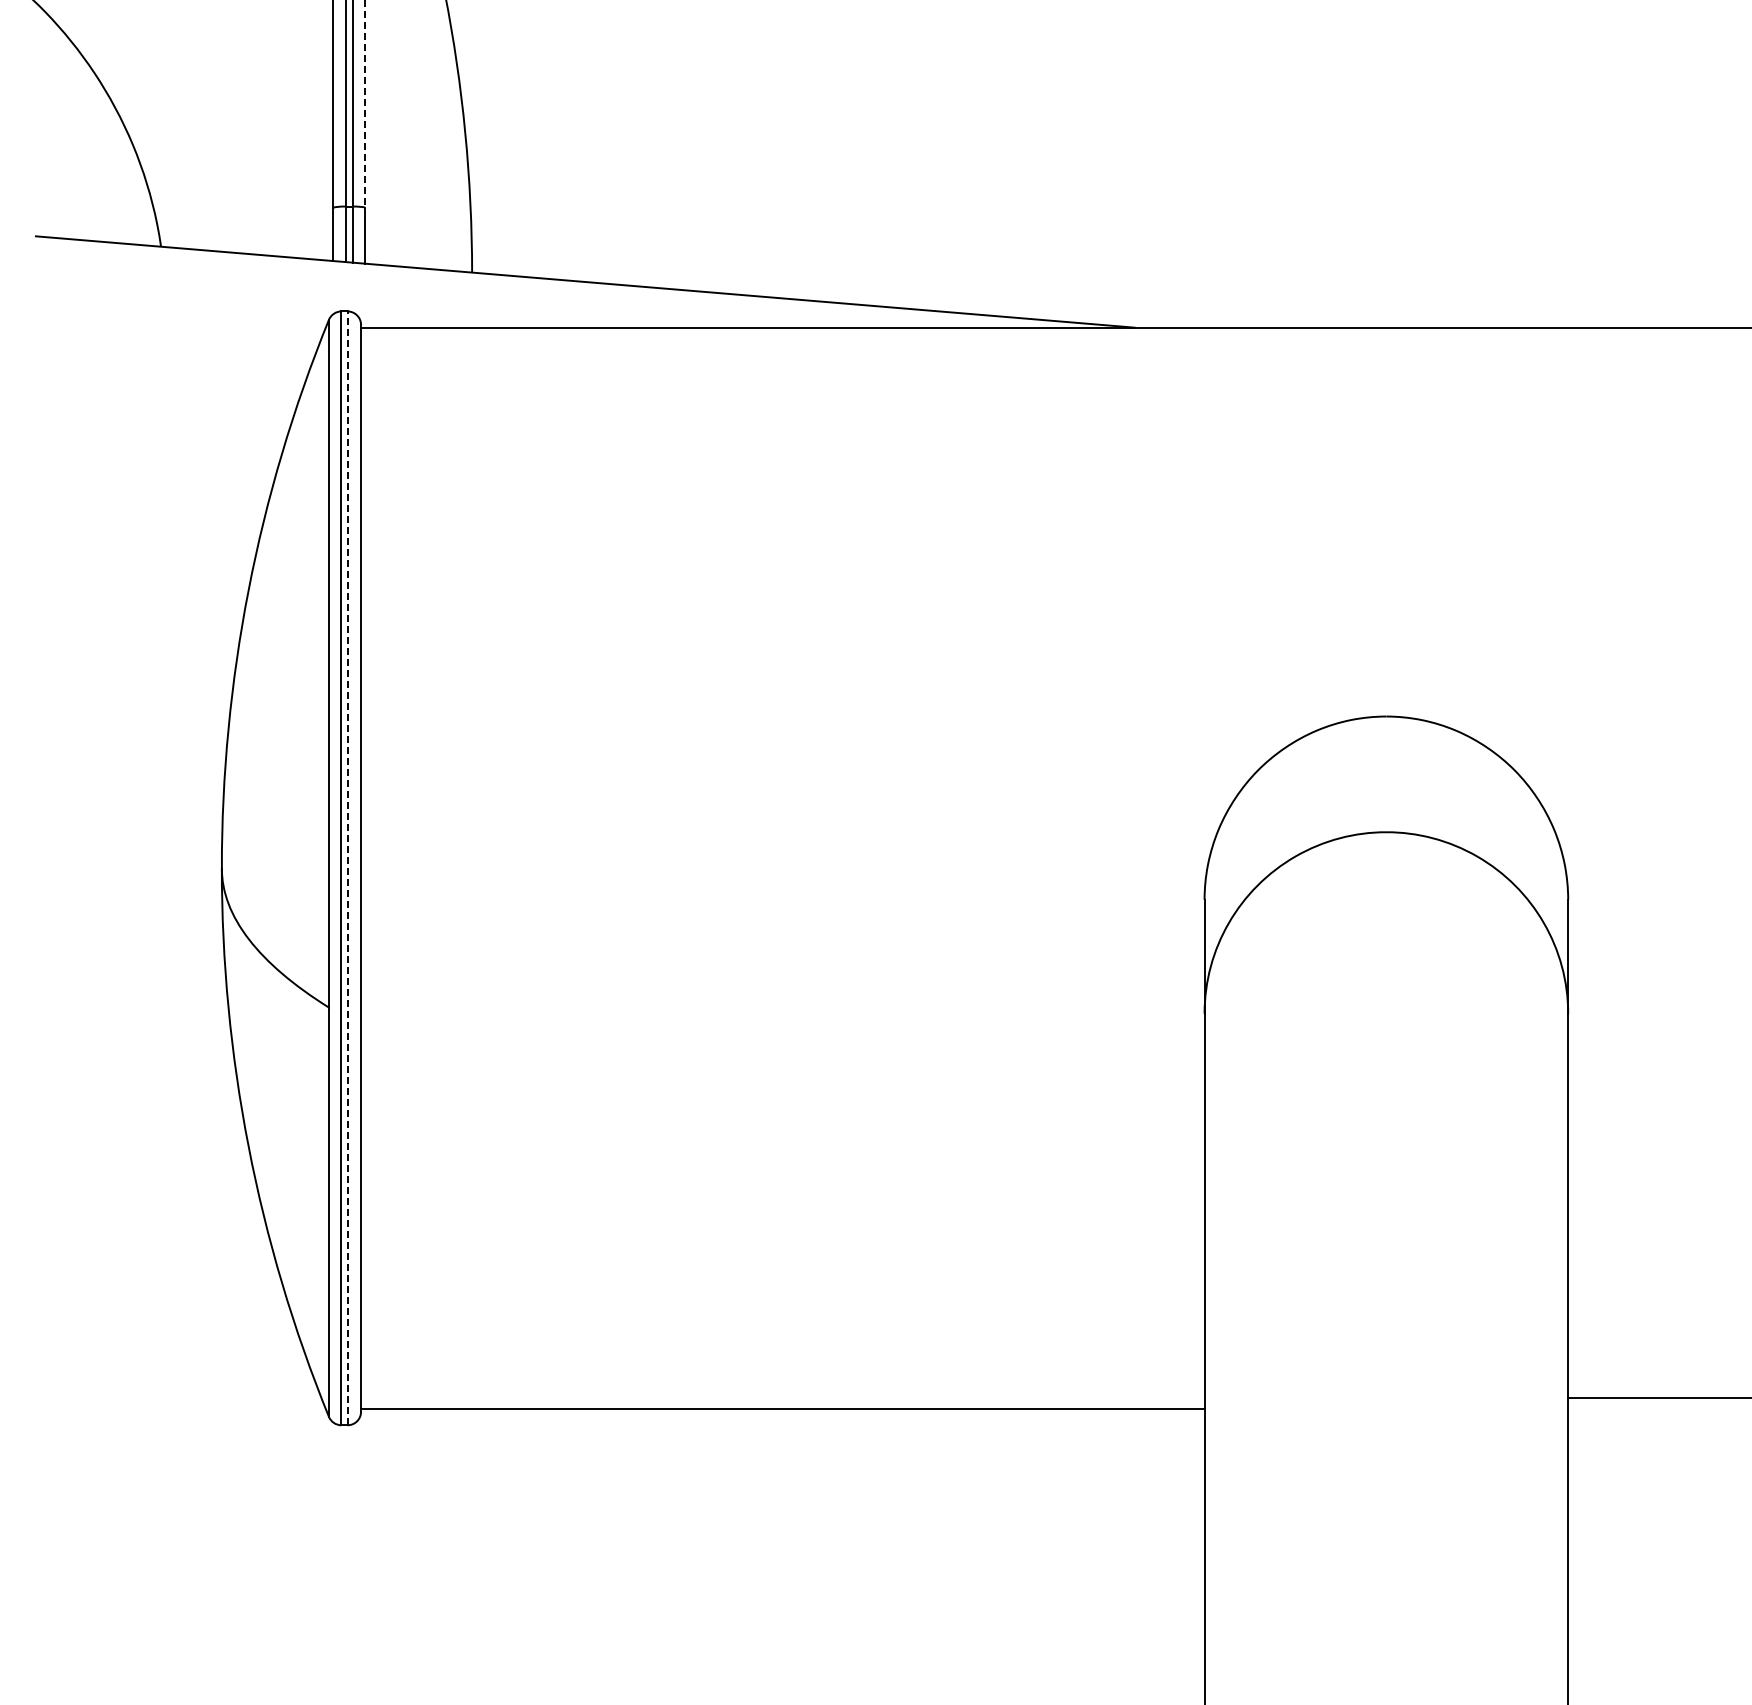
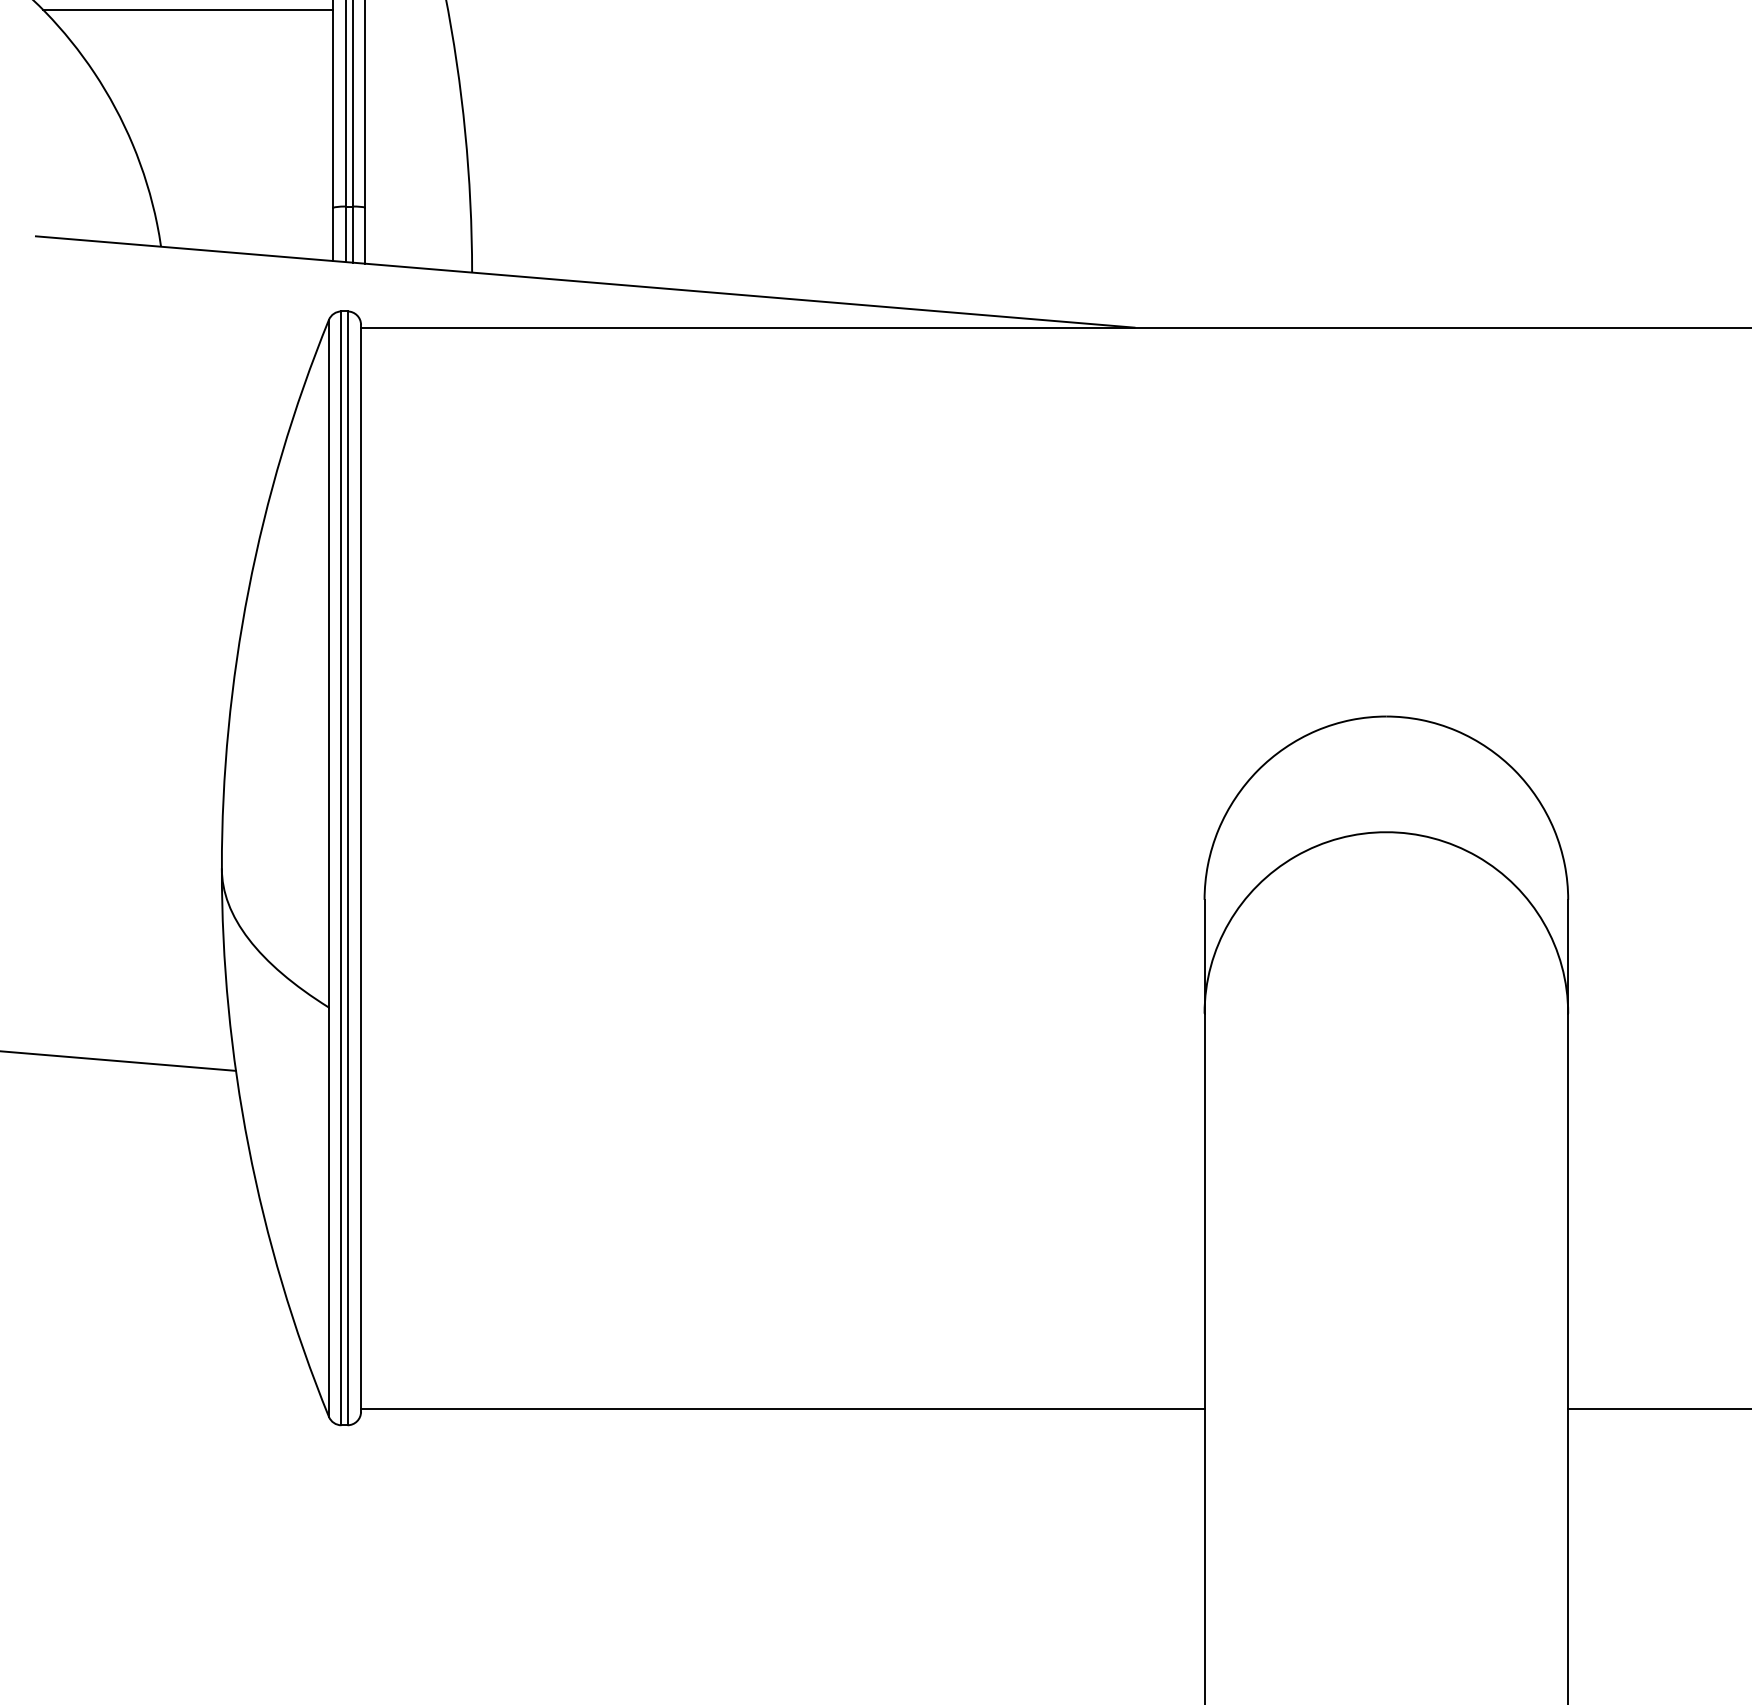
line: none -> present (187, 9)
line: dashed -> solid (365, 104)
line: dashed -> solid (347, 868)
line: none -> present (118, 1060)
line position: (1658, 1398) -> (1658, 1409) (1658, 1409)
